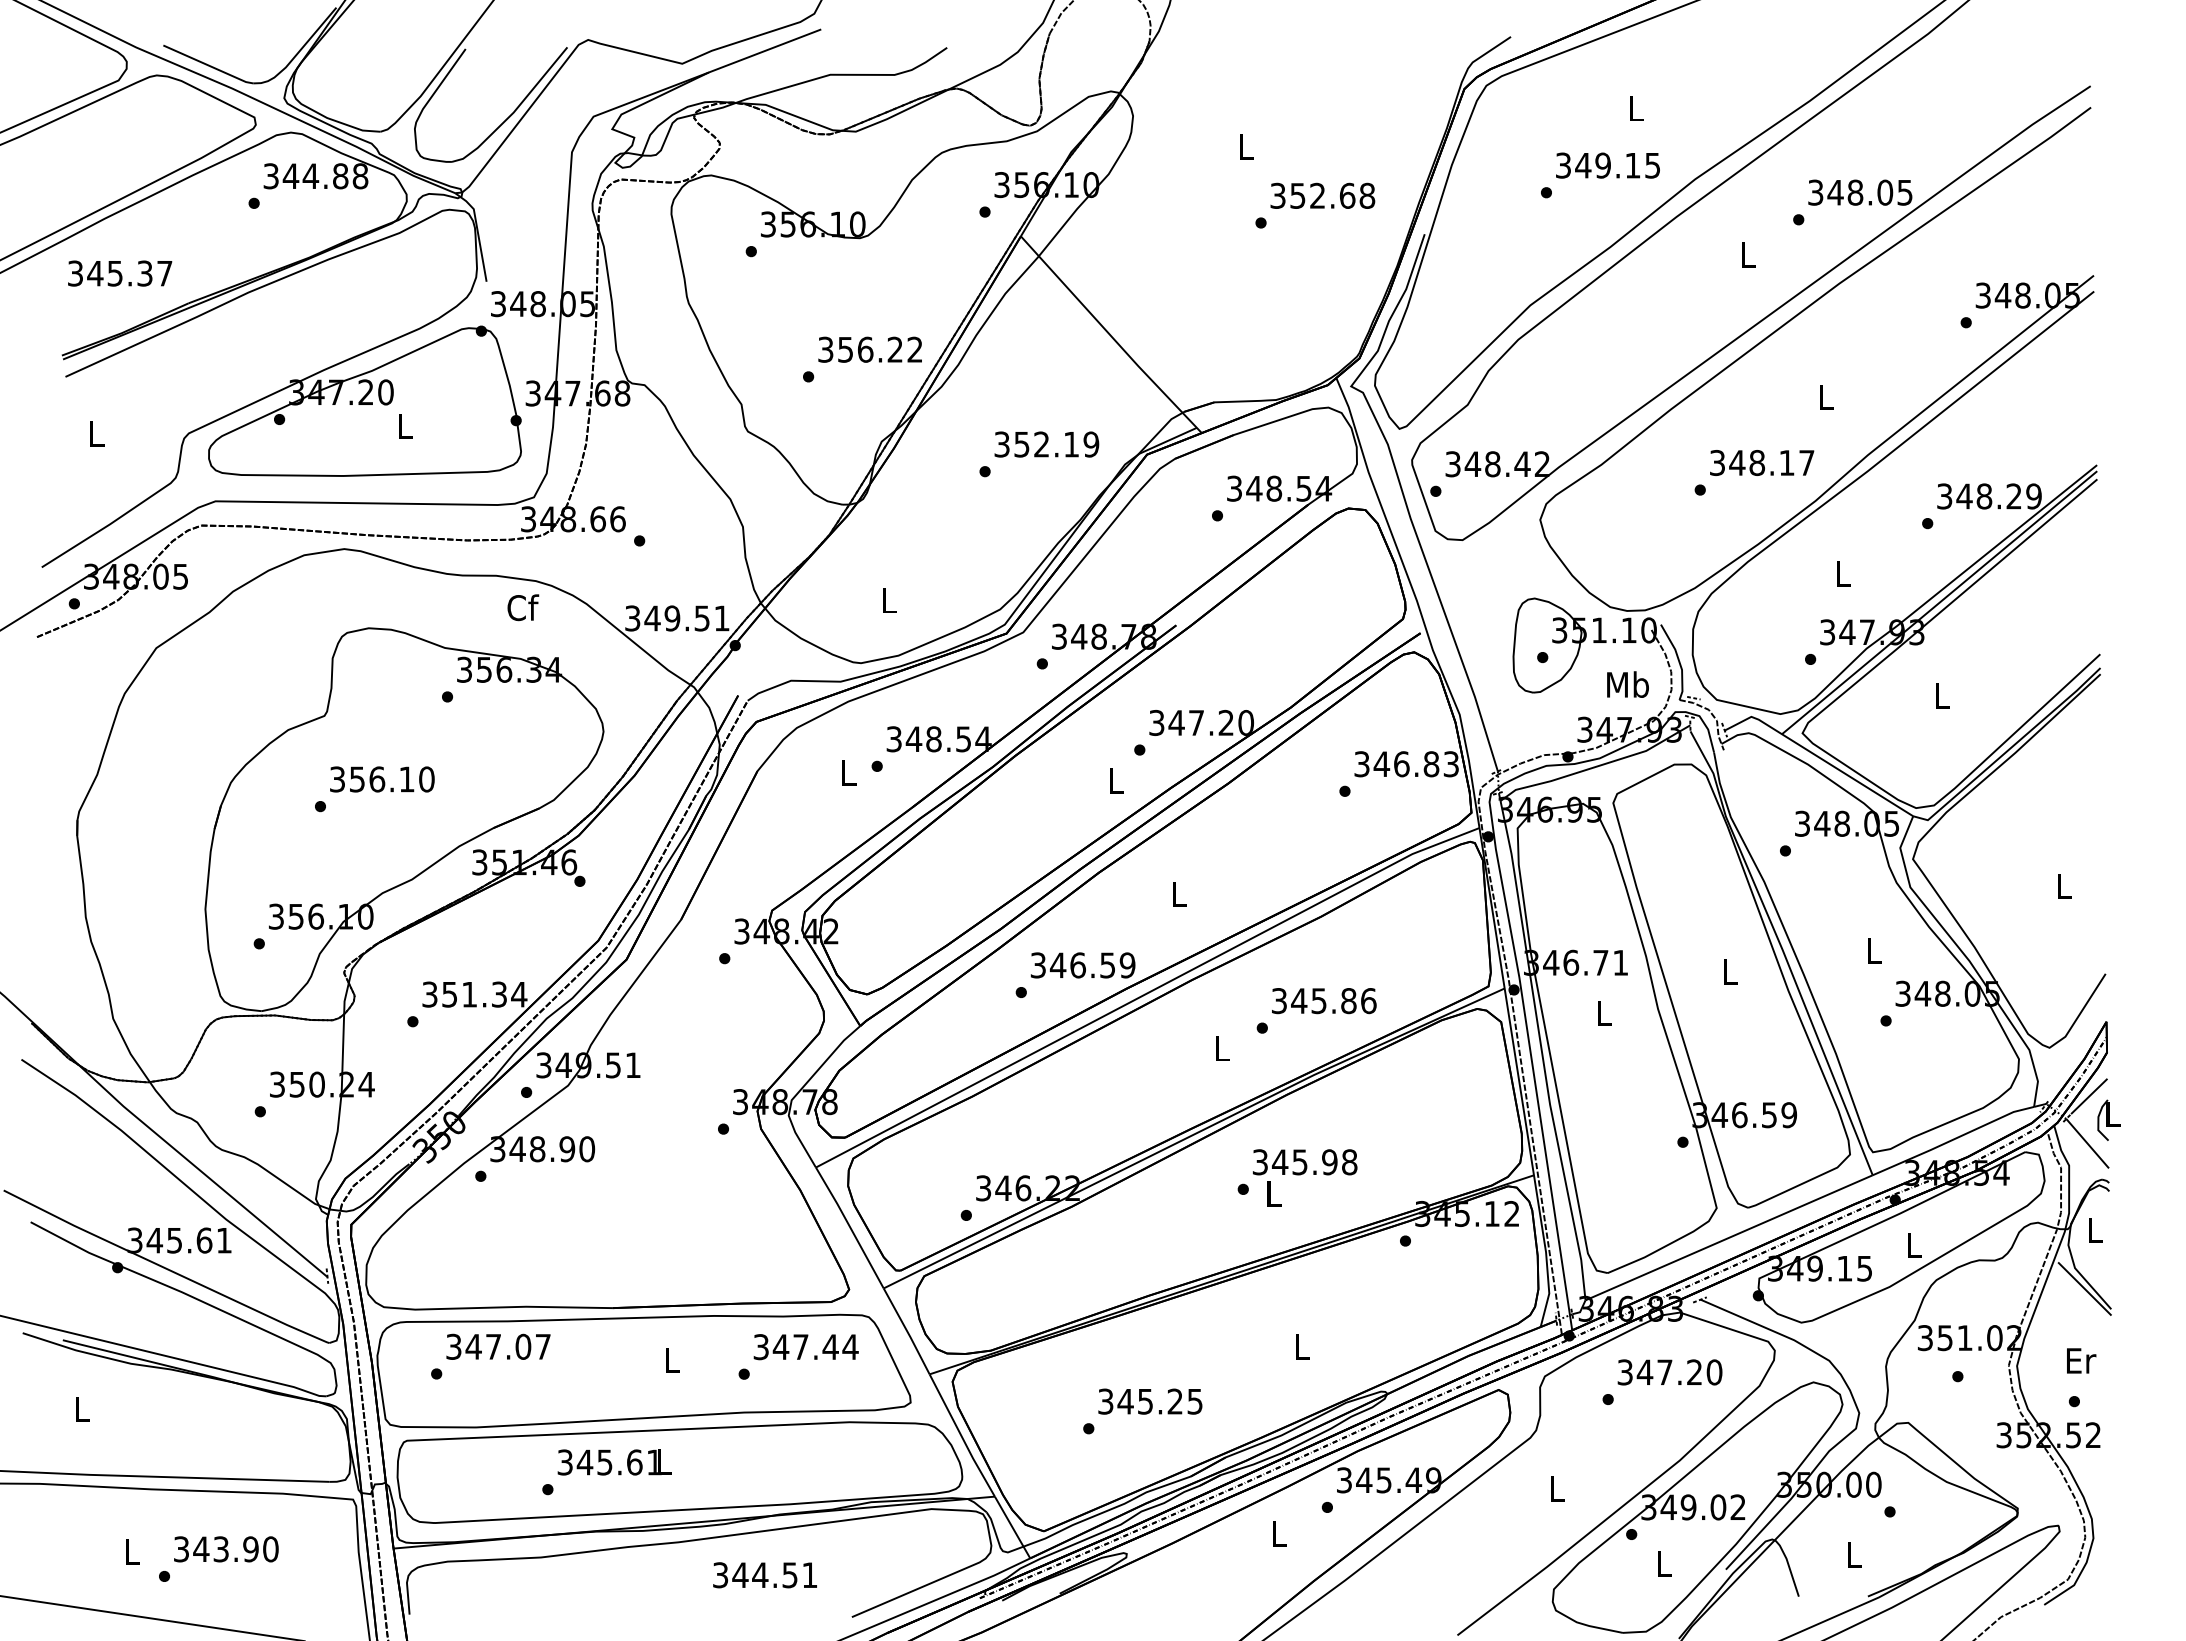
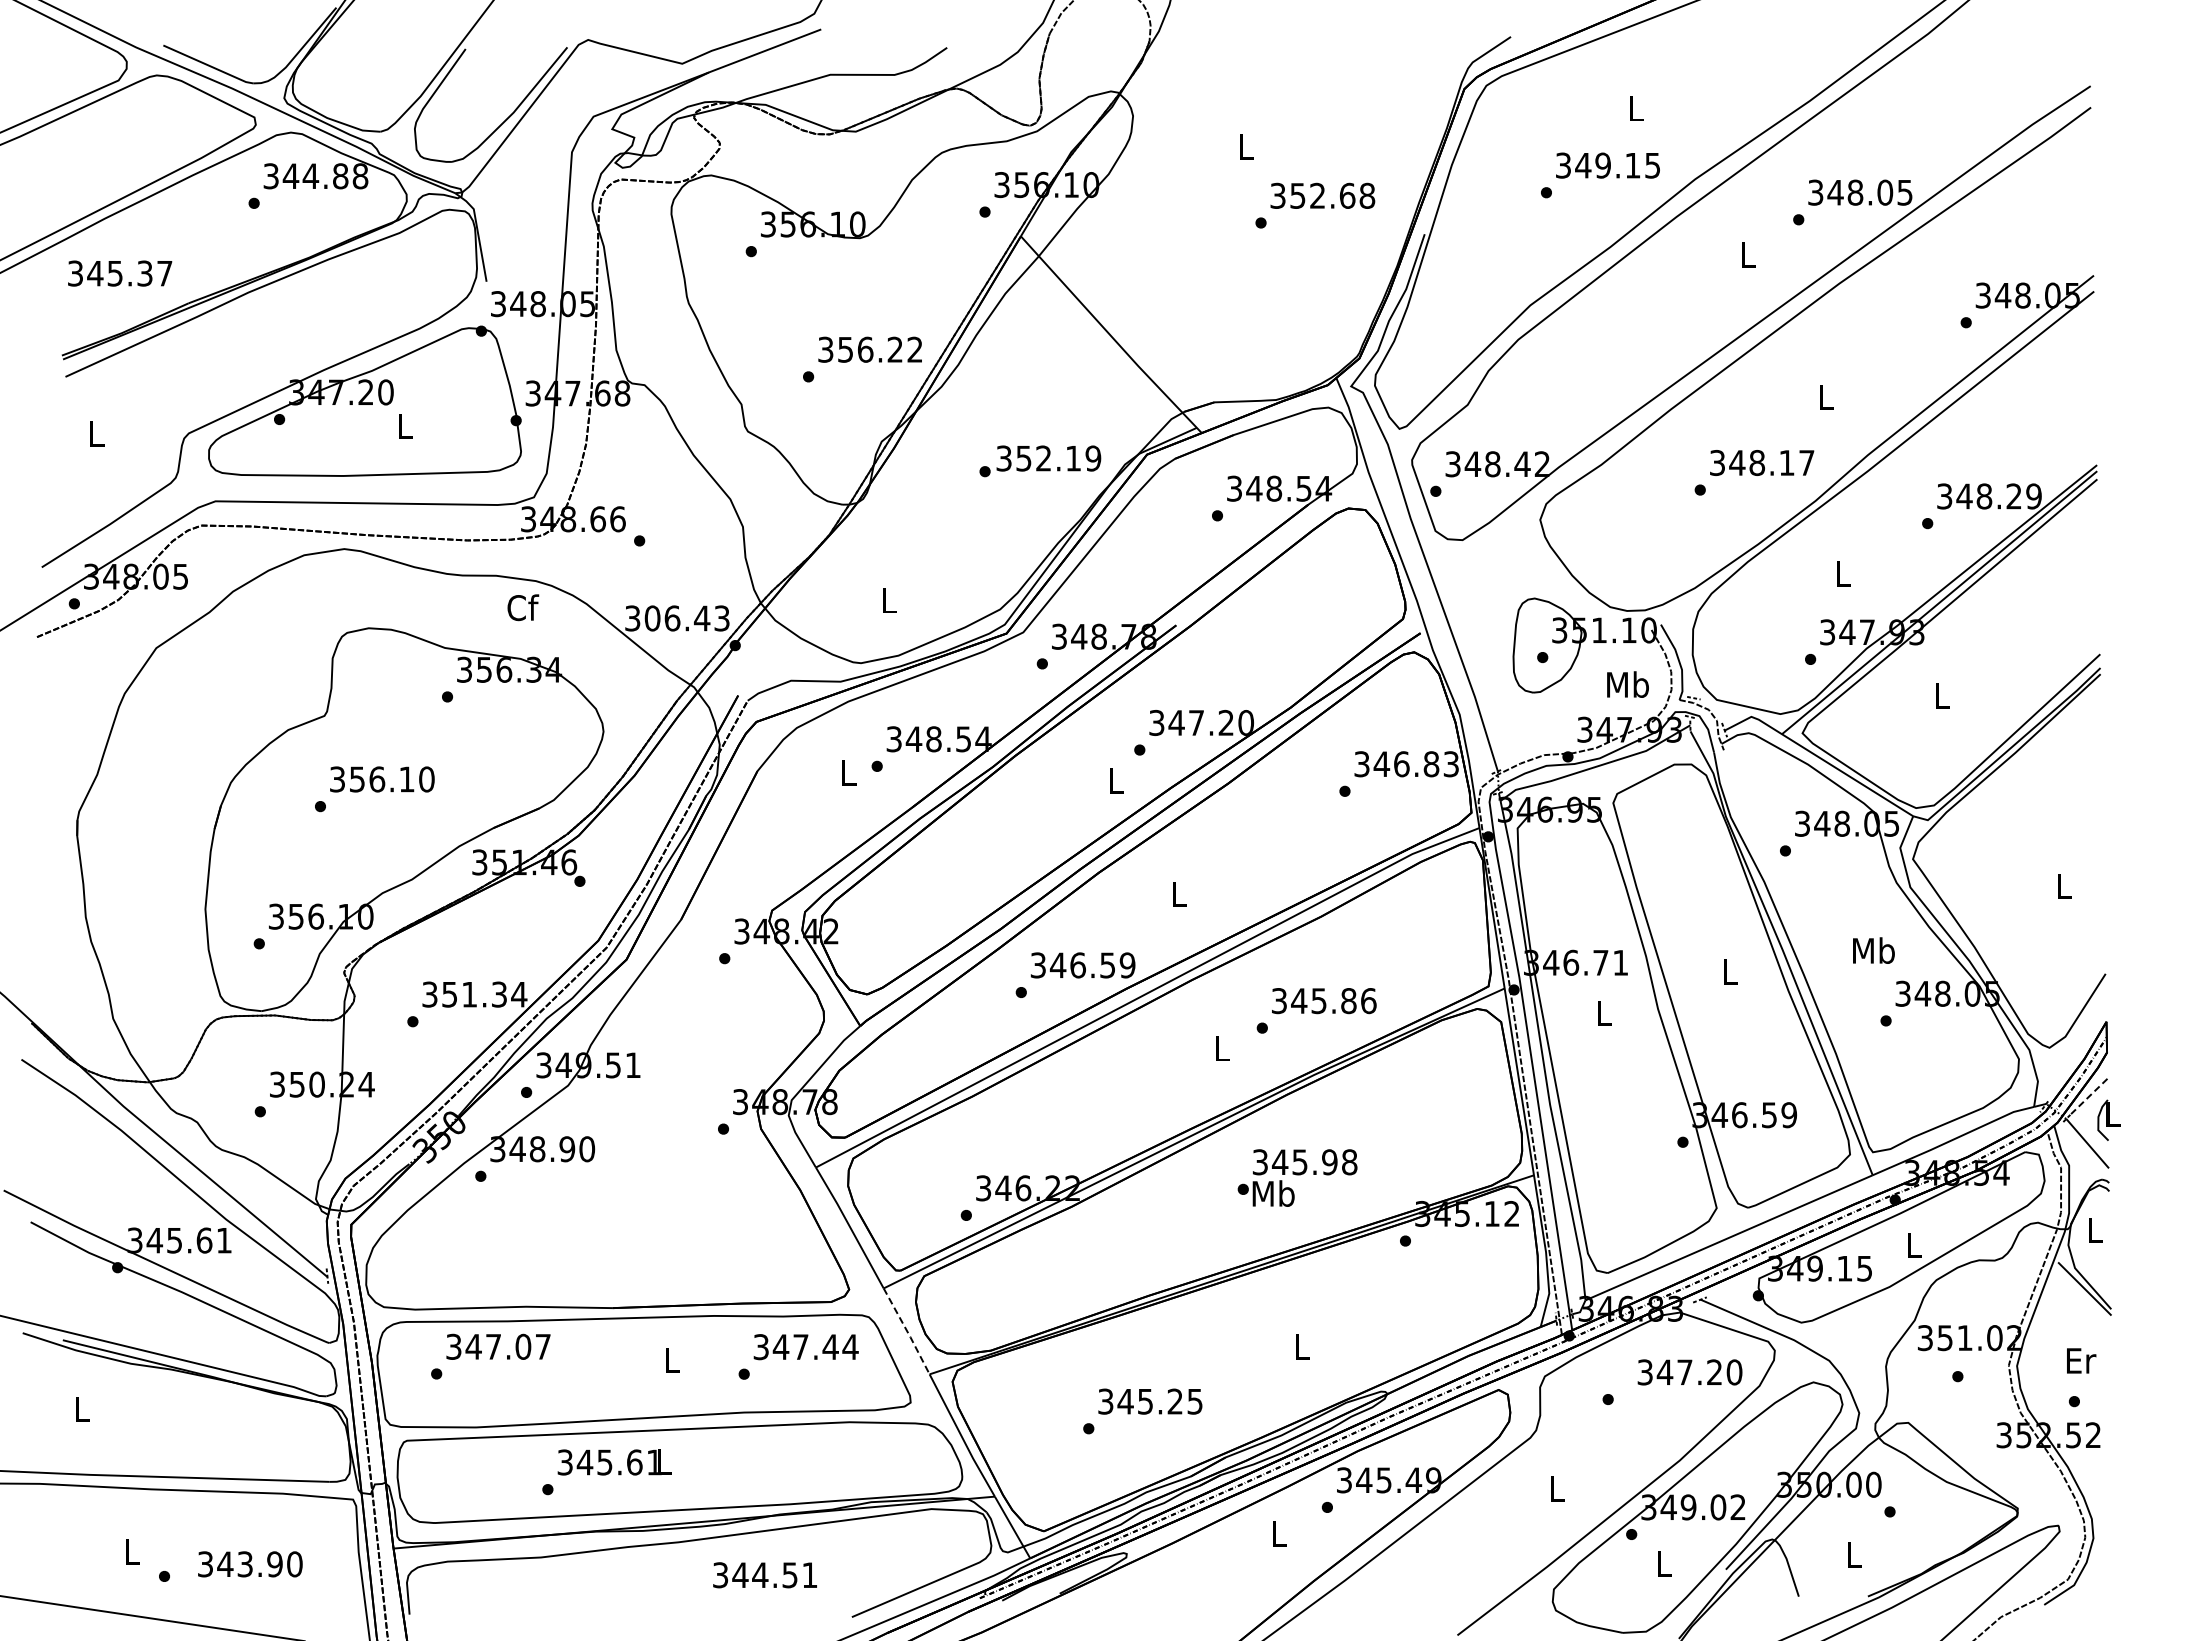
text position: (1046, 444) -> (1048, 458) (1048, 458)
text: 349.51 -> 306.43 (686, 618)
text: L -> Mb (1873, 950)
line: solid -> dashed (2088, 1096)
text: L -> Mb (1273, 1193)
line: solid -> dashed (907, 1332)
text position: (1669, 1372) -> (1689, 1372) (1689, 1372)
text position: (226, 1549) -> (250, 1564) (250, 1564)
